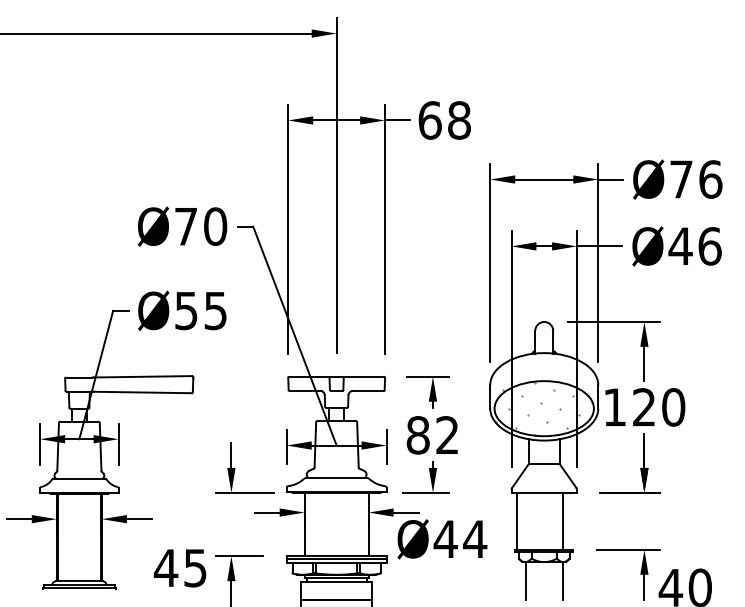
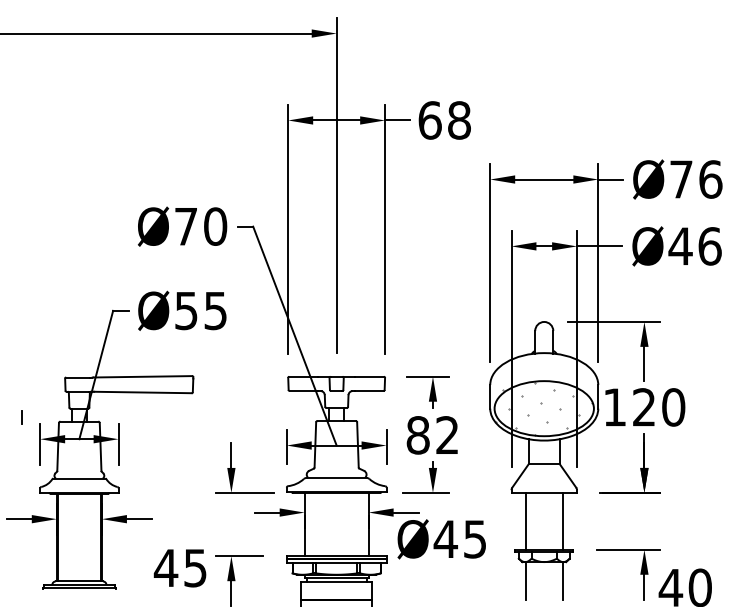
line: none -> present (21, 417)
line position: (516, 520) -> (525, 520) (525, 520)
text: Ø44 -> Ø45 (475, 539)
